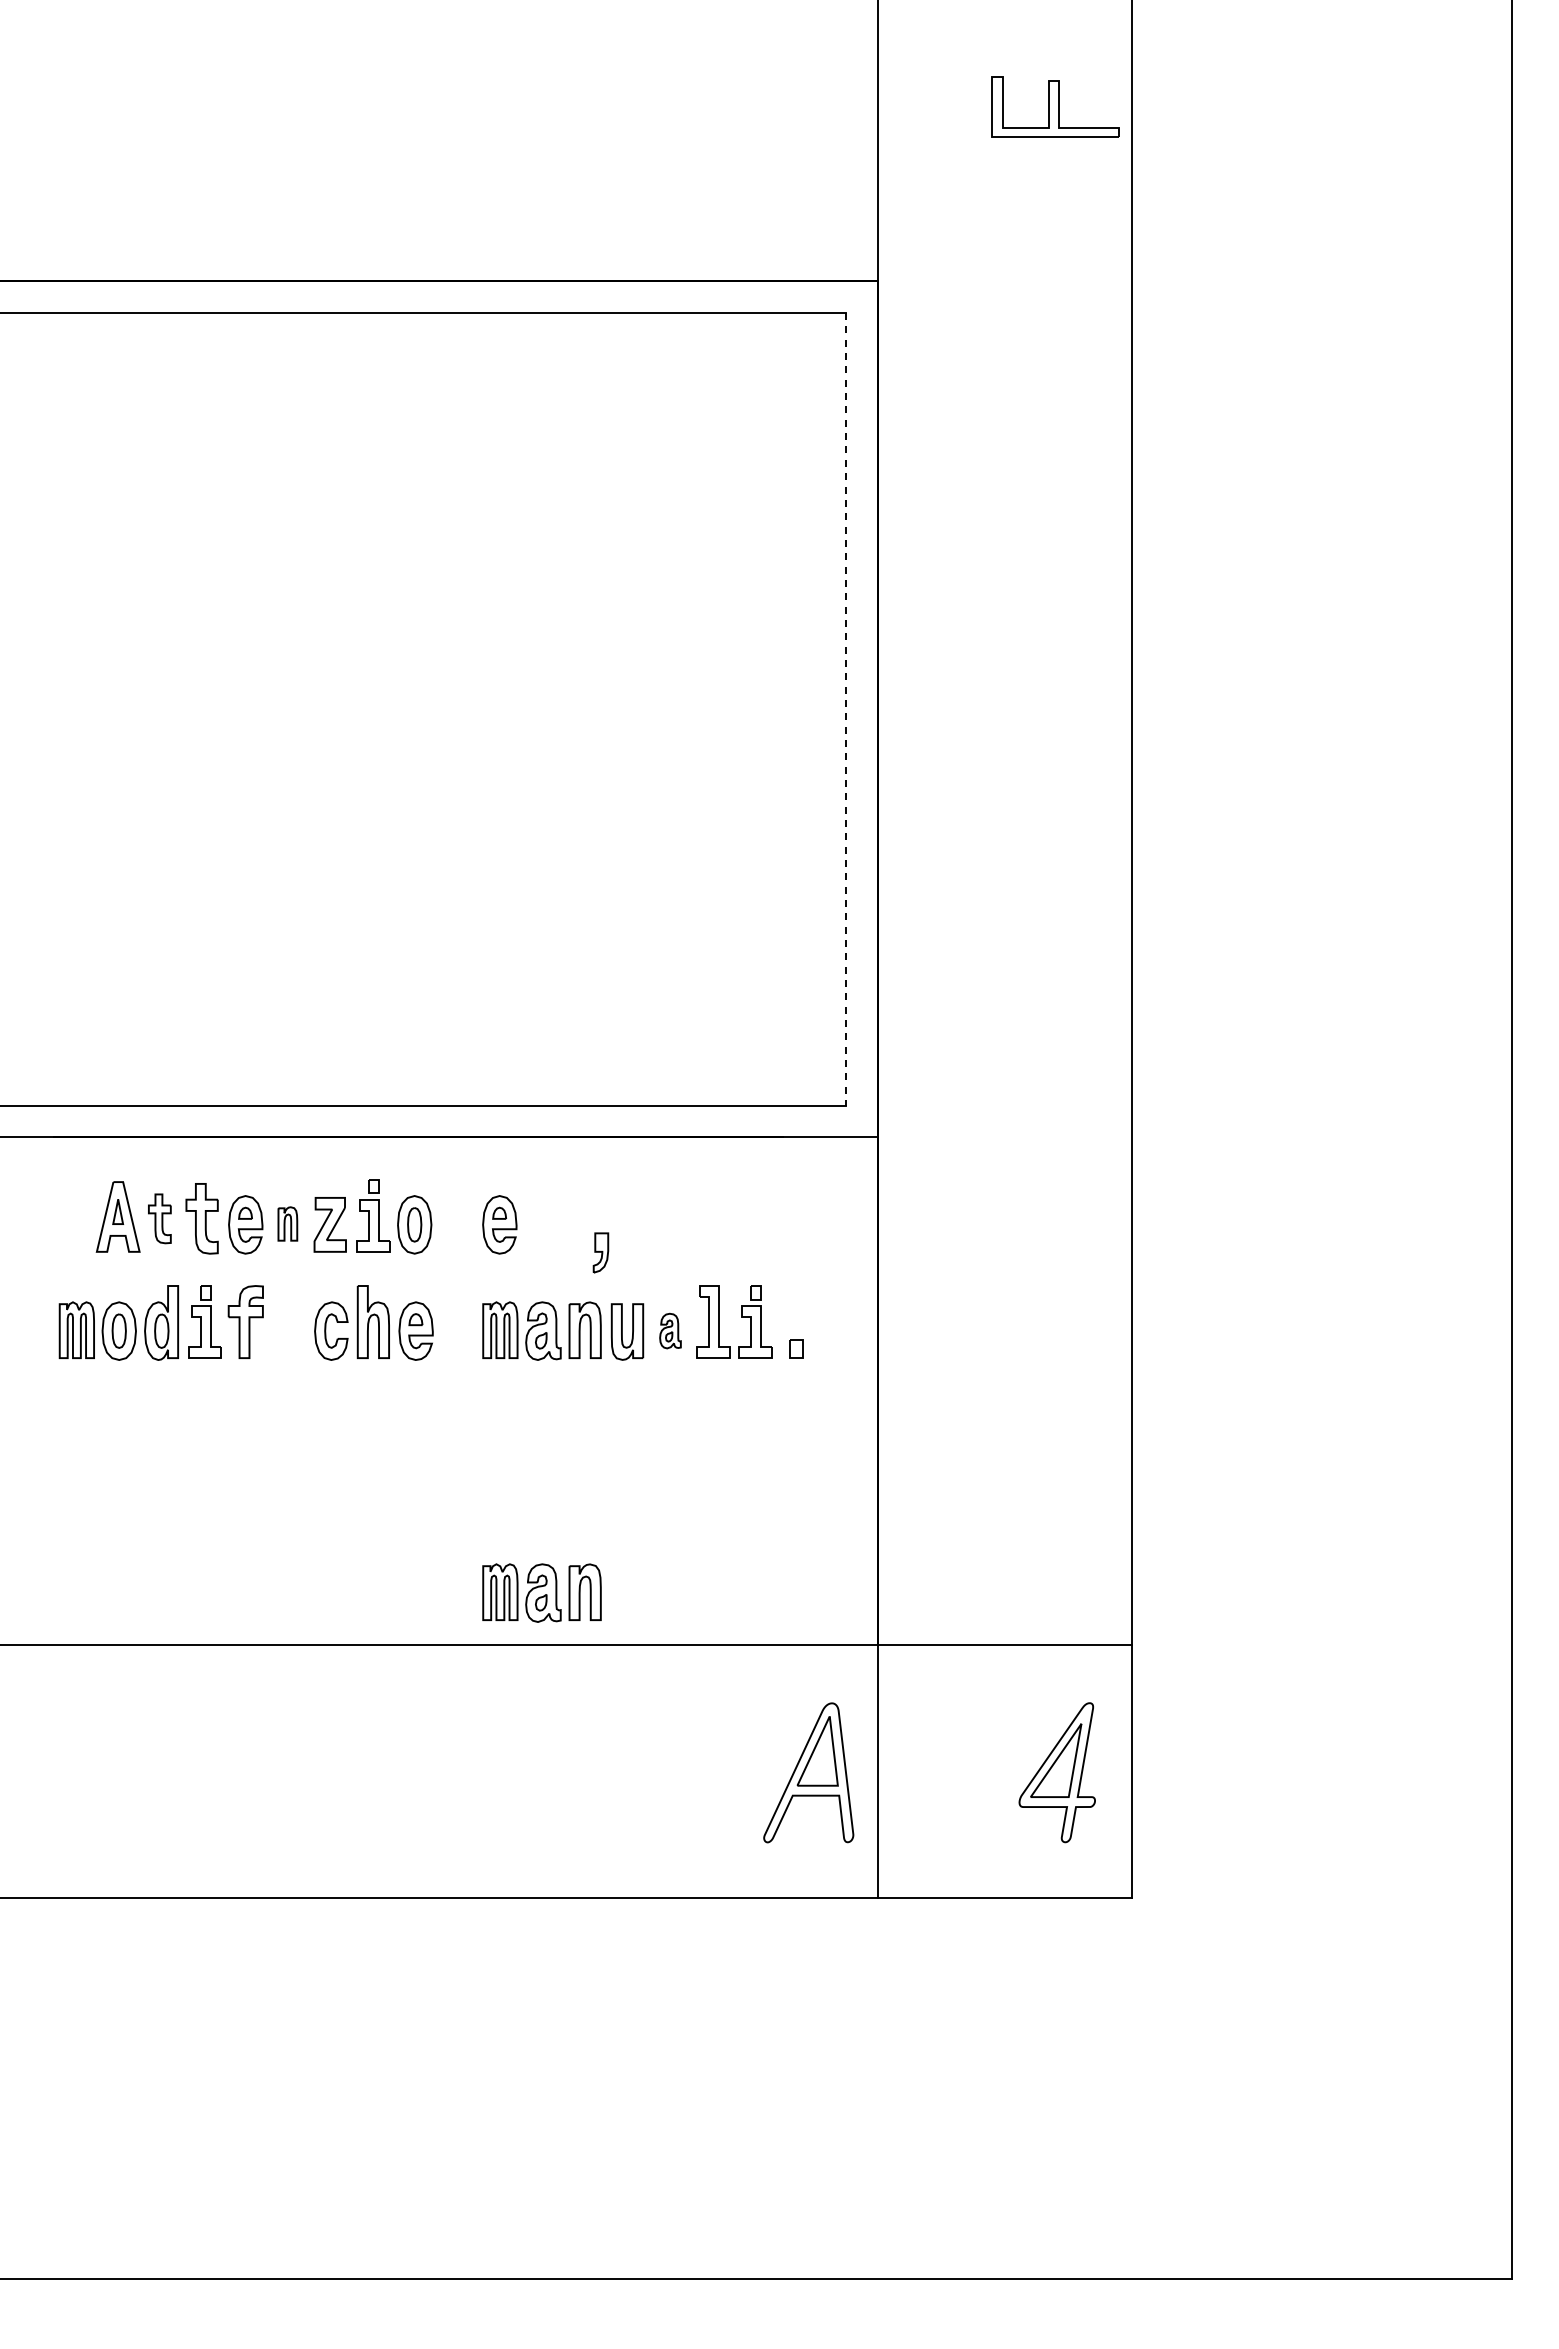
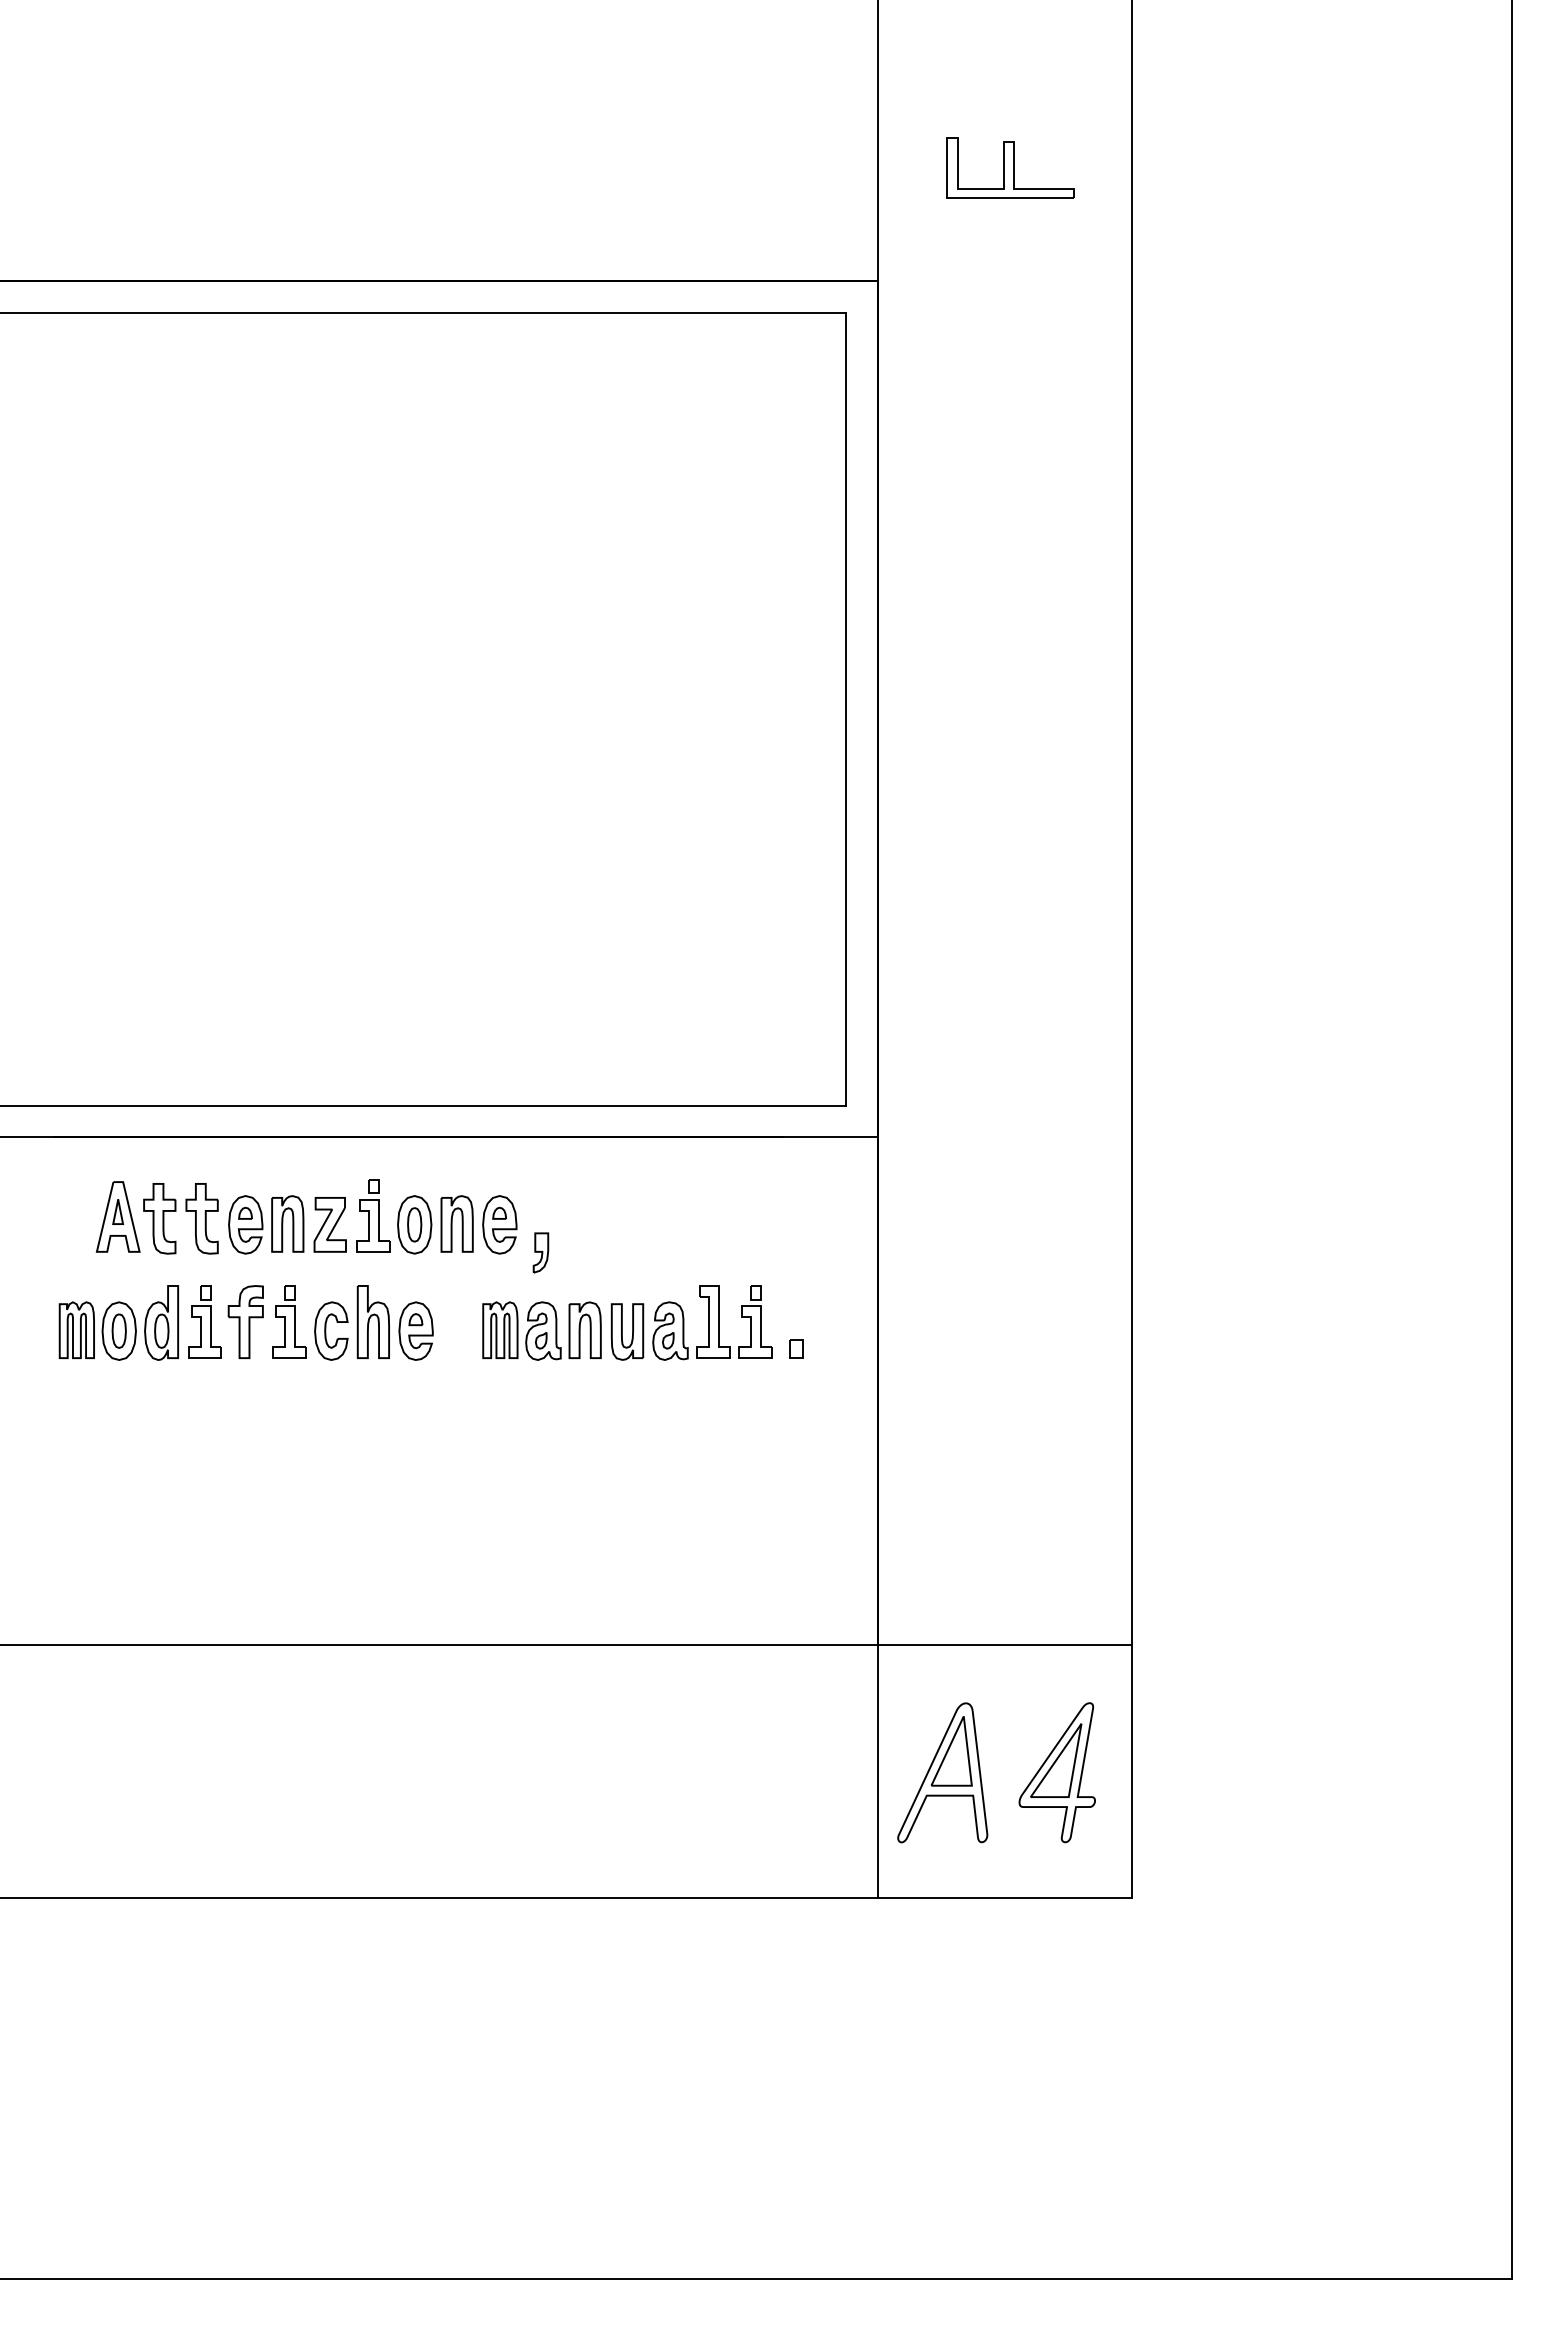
part position: (1055, 106) -> (1010, 167) (1010, 167)
line: dashed -> solid (846, 709)
part size: 24x52 px -> 34x72 px (159, 1218)
part size: 22x36 px -> 34x58 px (287, 1223)
part: none -> present (456, 1223)
part position: (600, 1252) -> (540, 1252) (540, 1252)
part: none -> present (289, 1321)
part size: 23x38 px -> 37x60 px (670, 1330)
part: present -> none (541, 1592)
part position: (808, 1772) -> (942, 1772) (942, 1772)
